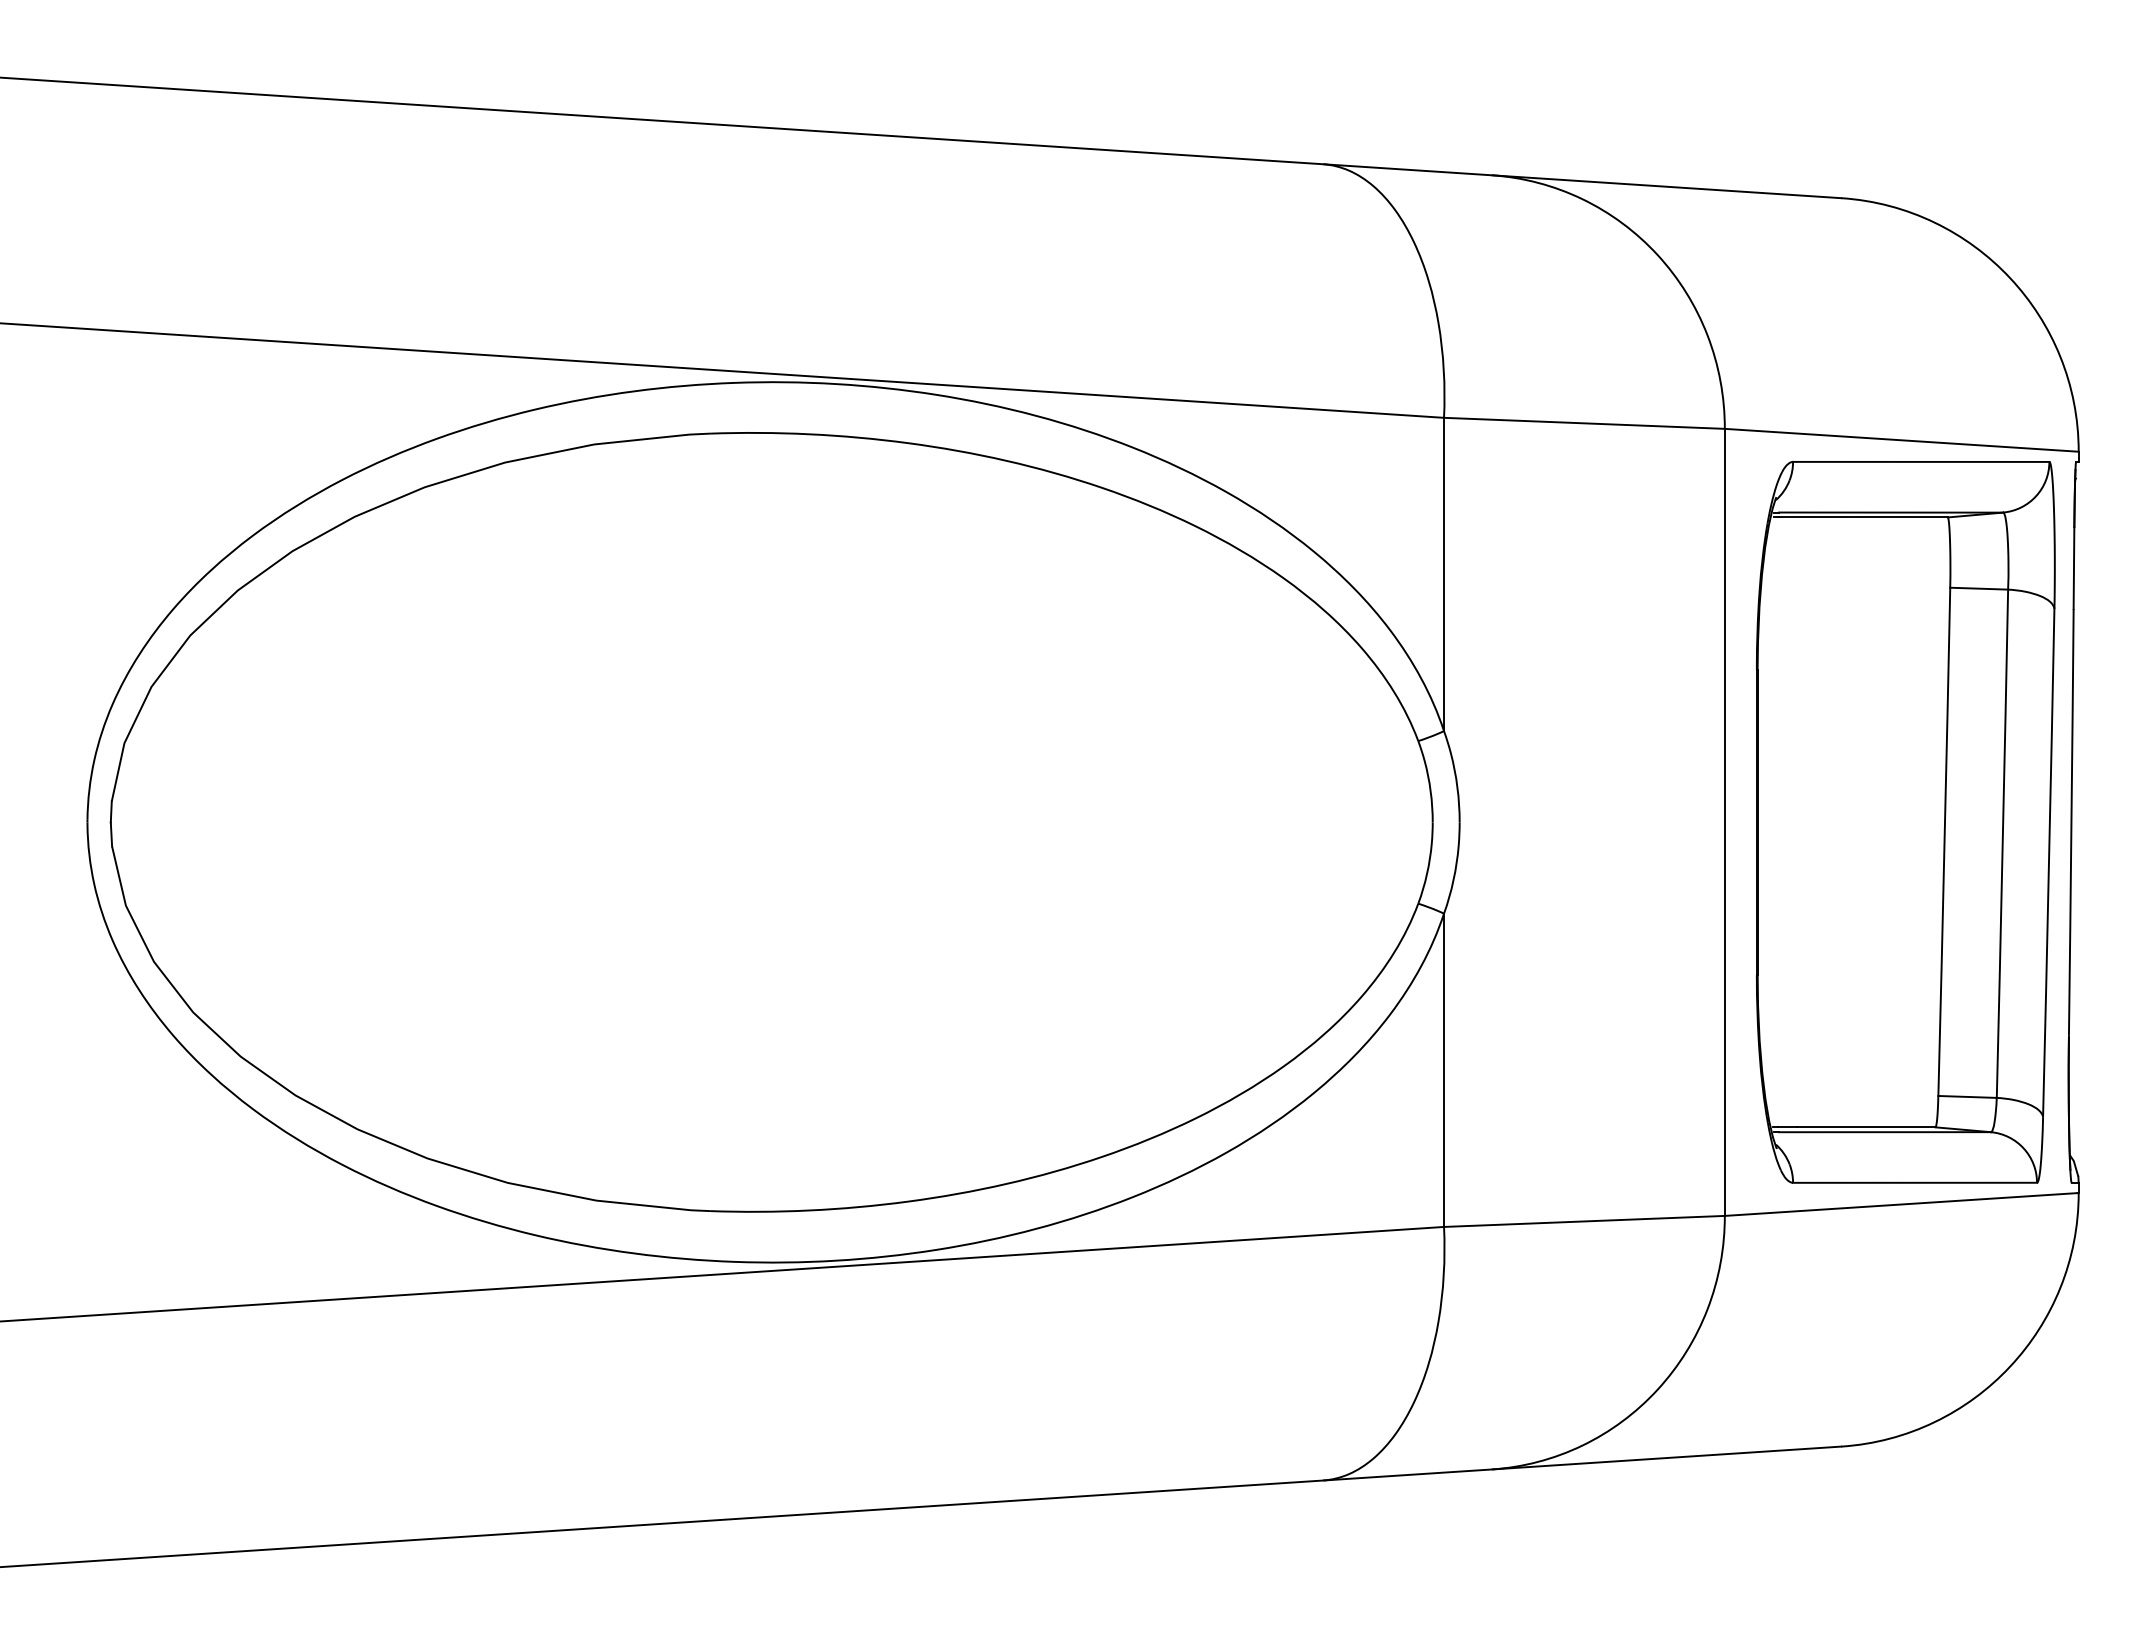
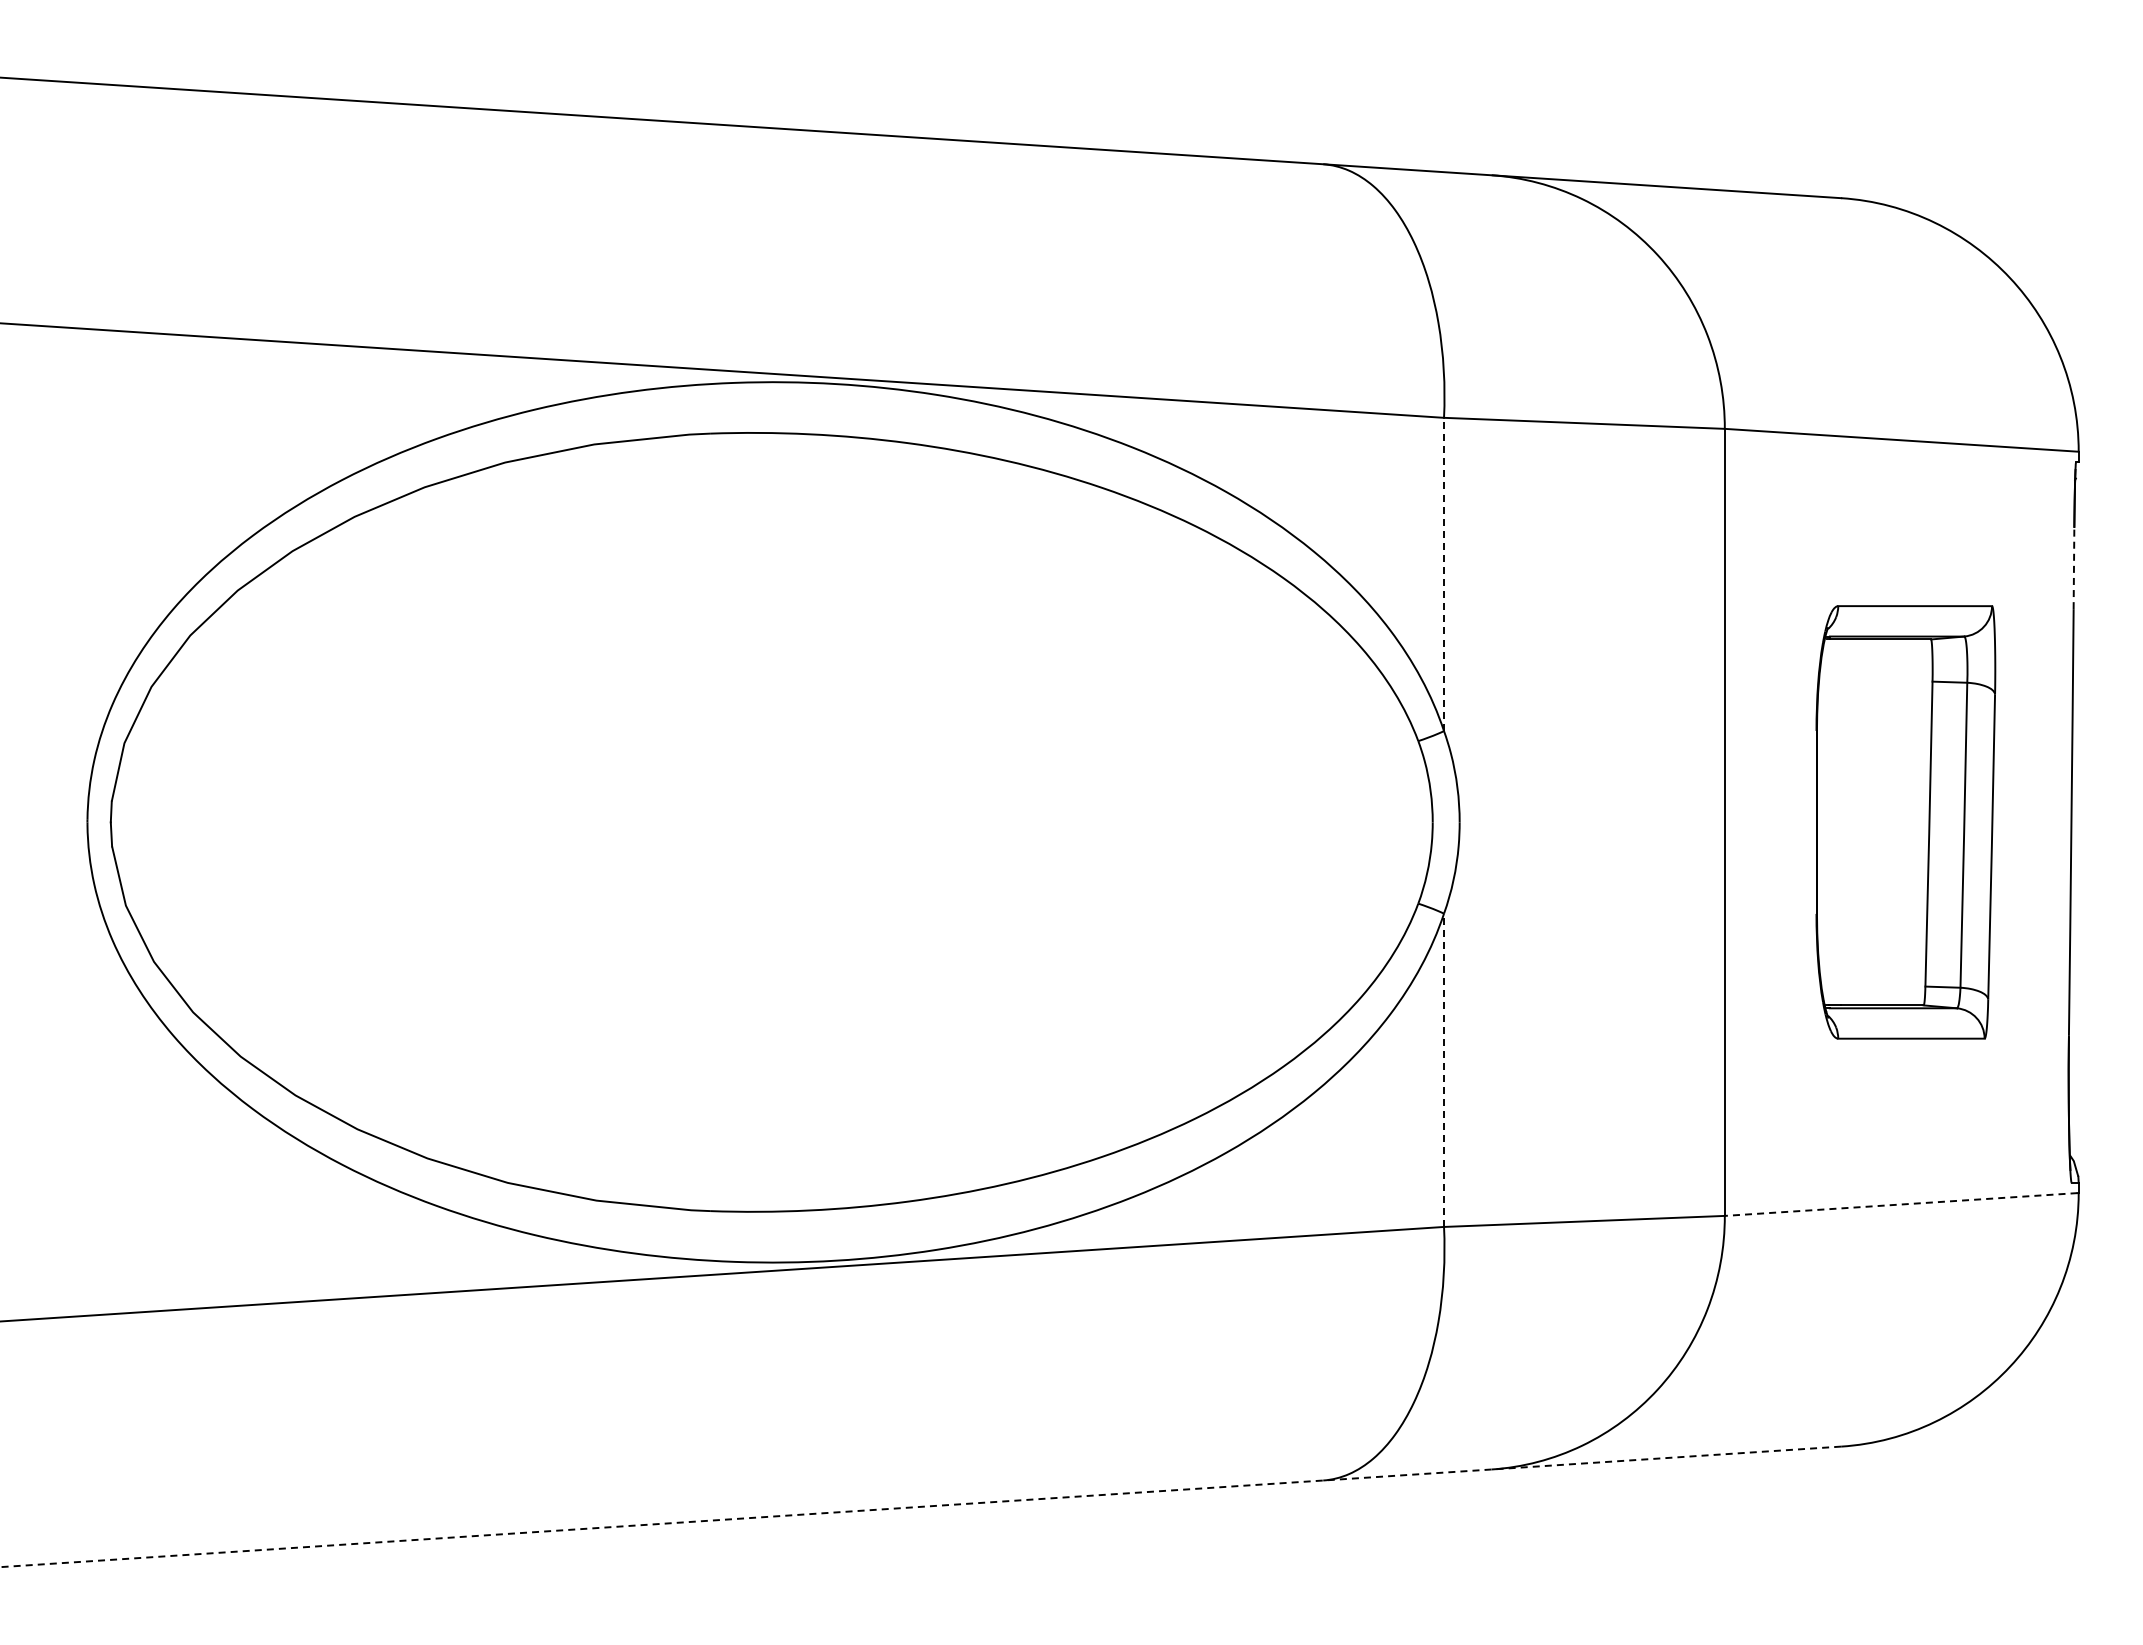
line: solid -> dashed (2073, 568)
line: solid -> dashed (1444, 574)
part size: 300x723 px -> 182x435 px (1905, 822)
line: solid -> dashed (1444, 1070)
line: solid -> dashed (1901, 1204)
line: solid -> dashed (920, 1506)
